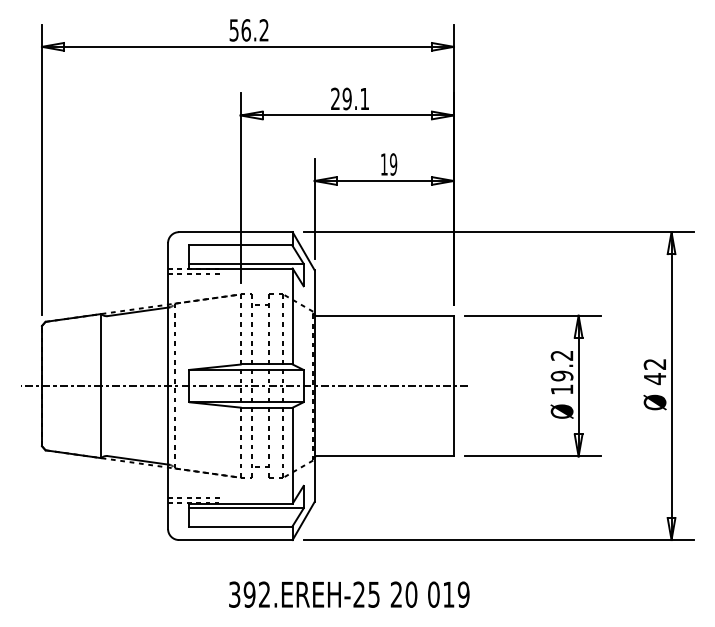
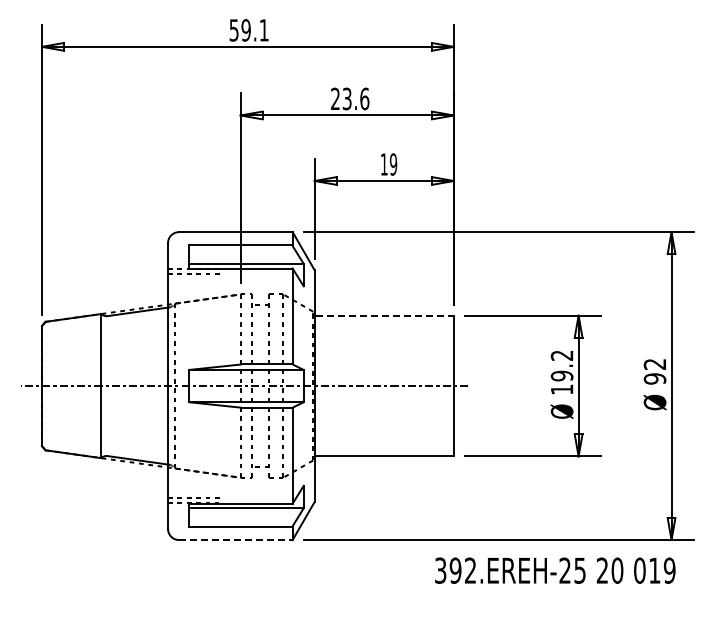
text: 56.2 -> 59.1 (254, 30)
text: 29.1 -> 23.6 (355, 98)
line: solid -> dashed (385, 315)
text: 42 -> 92 (654, 379)
line: solid -> dashed (235, 540)
text position: (349, 594) -> (555, 570) (555, 570)
